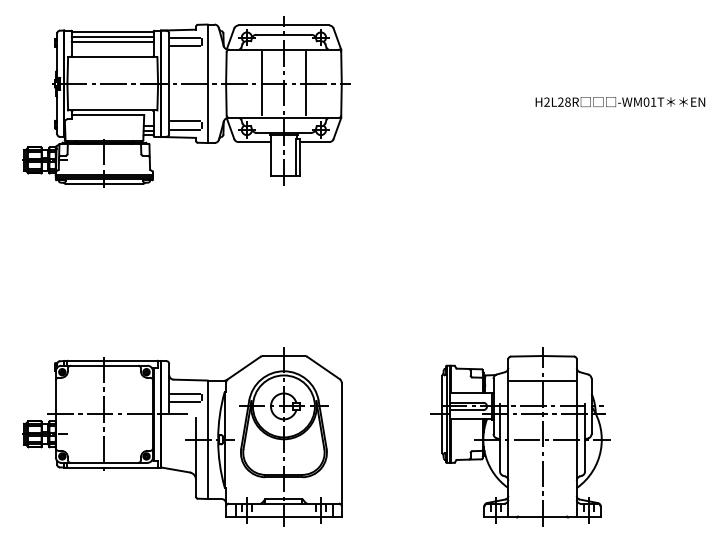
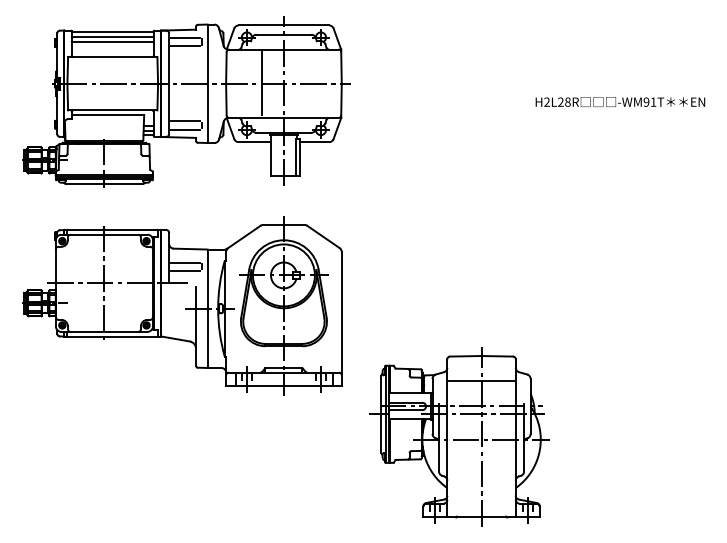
line: present -> none (306, 83)
text: -WM01T -> -WM91T (646, 101)
part position: (182, 436) -> (182, 305) (182, 305)
part position: (520, 436) -> (459, 436) (459, 436)
